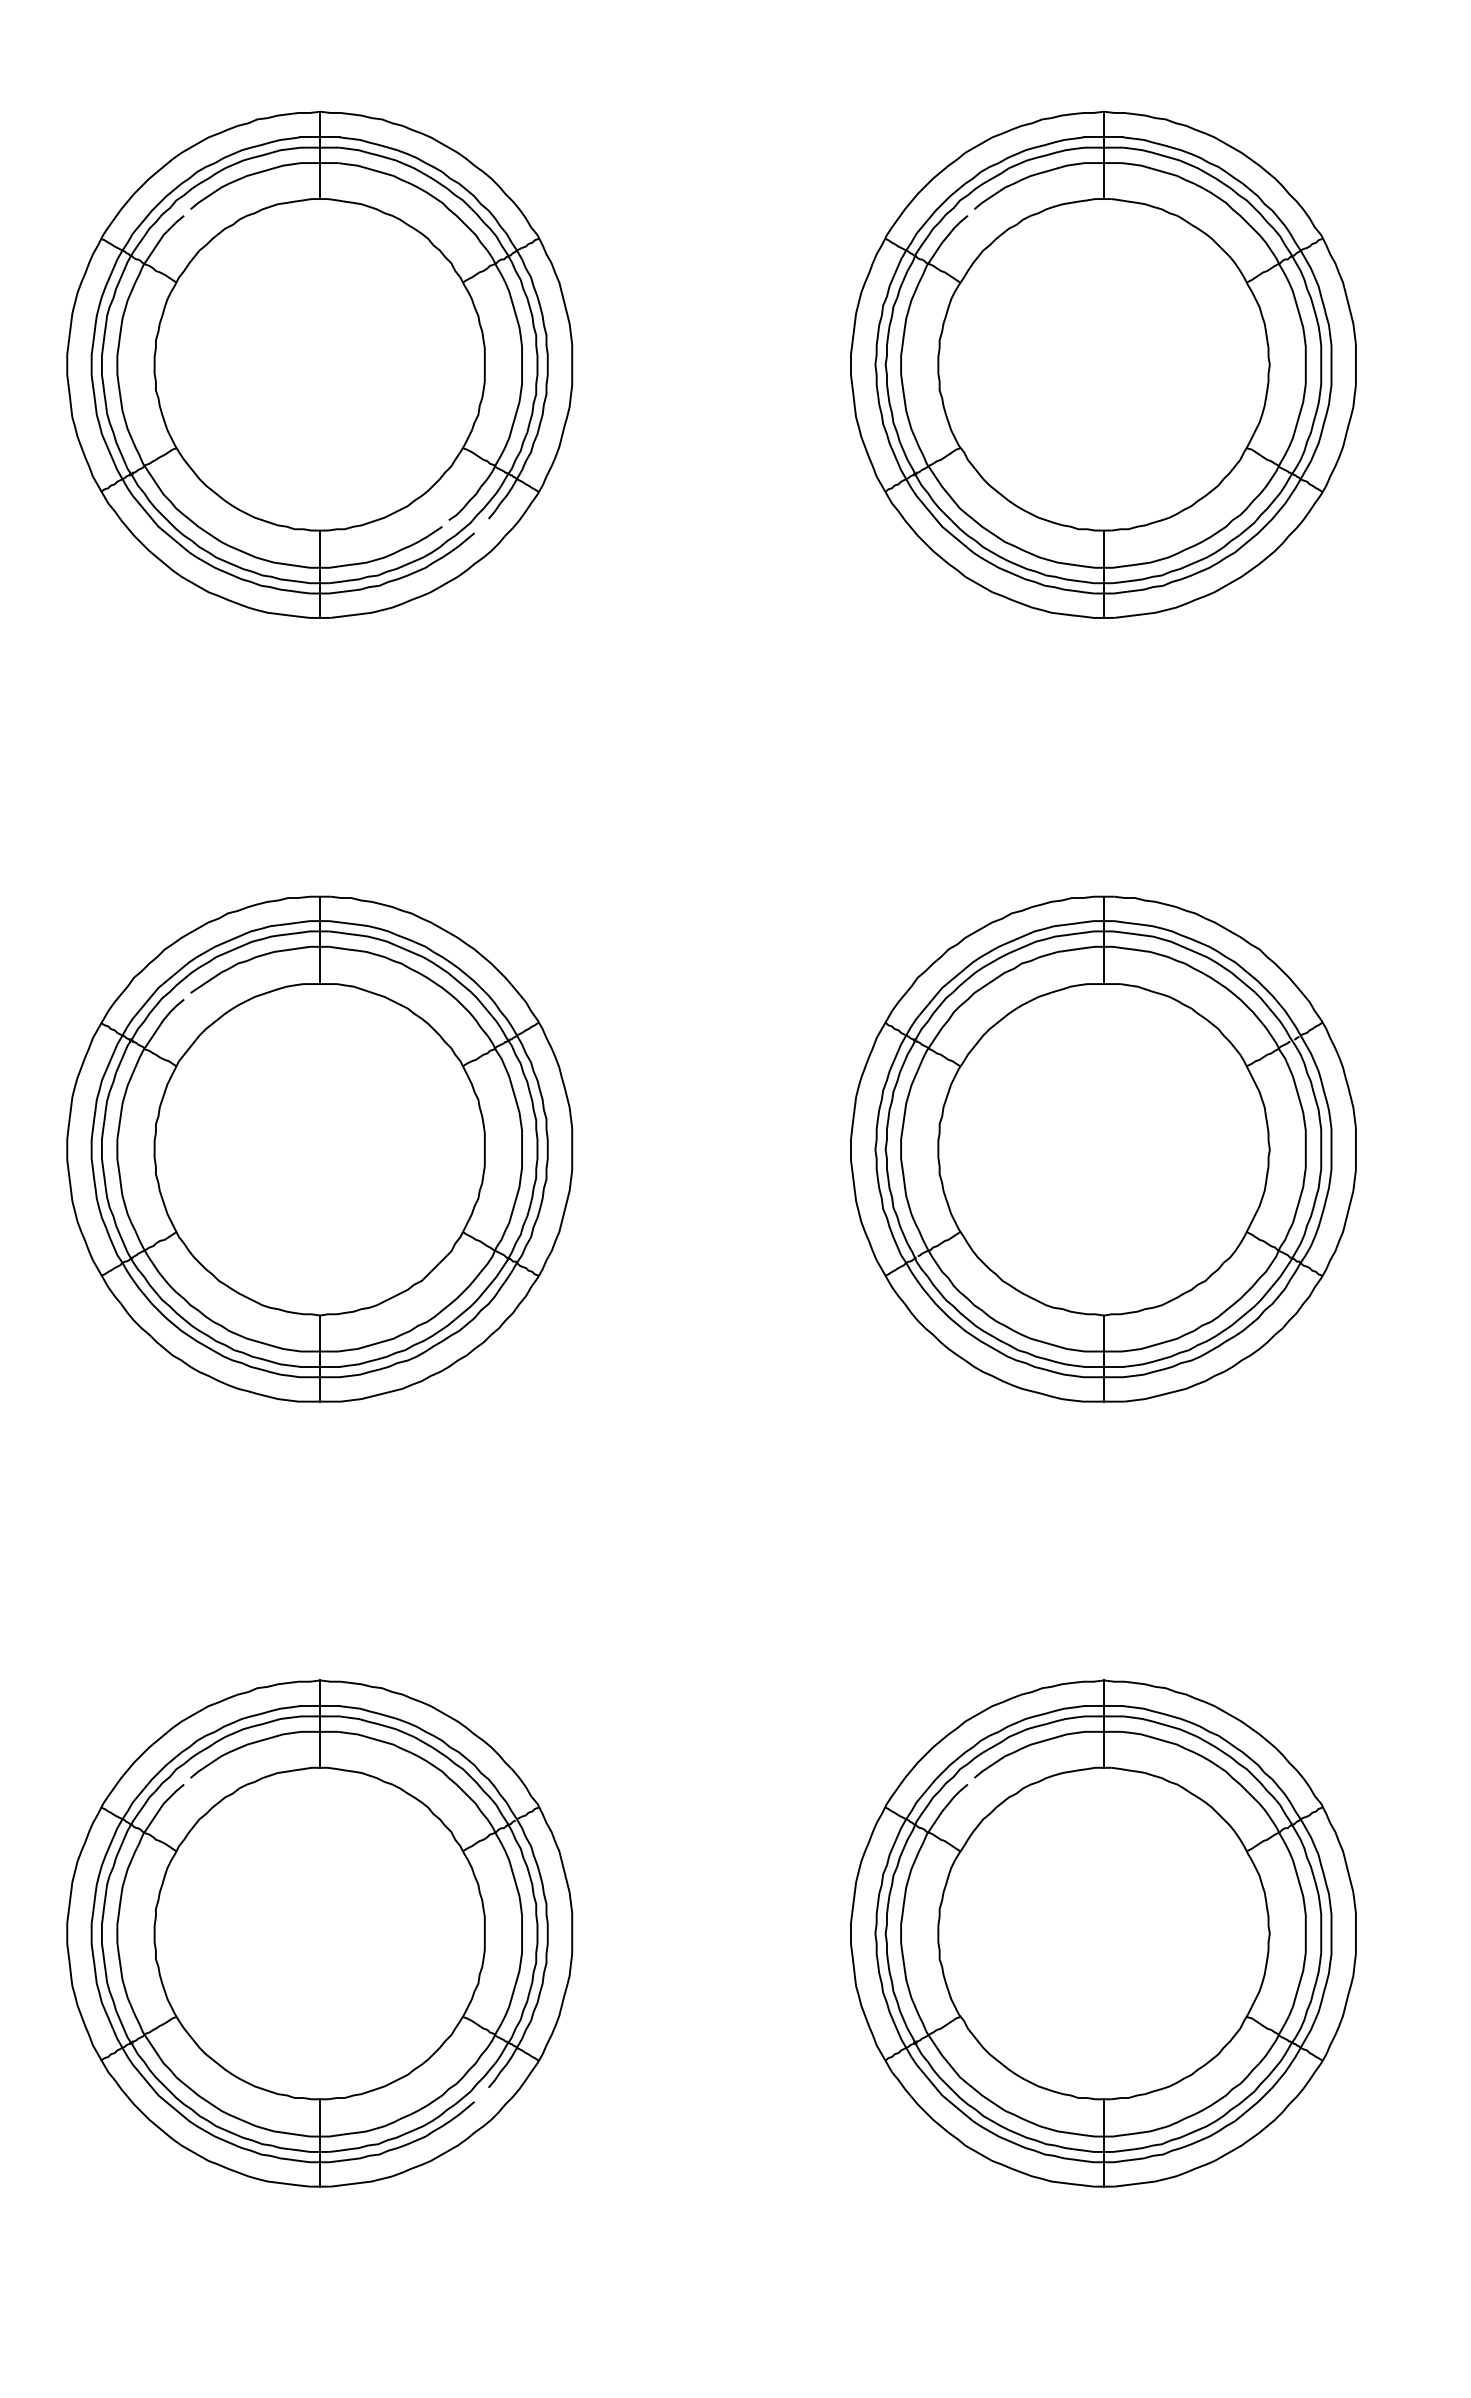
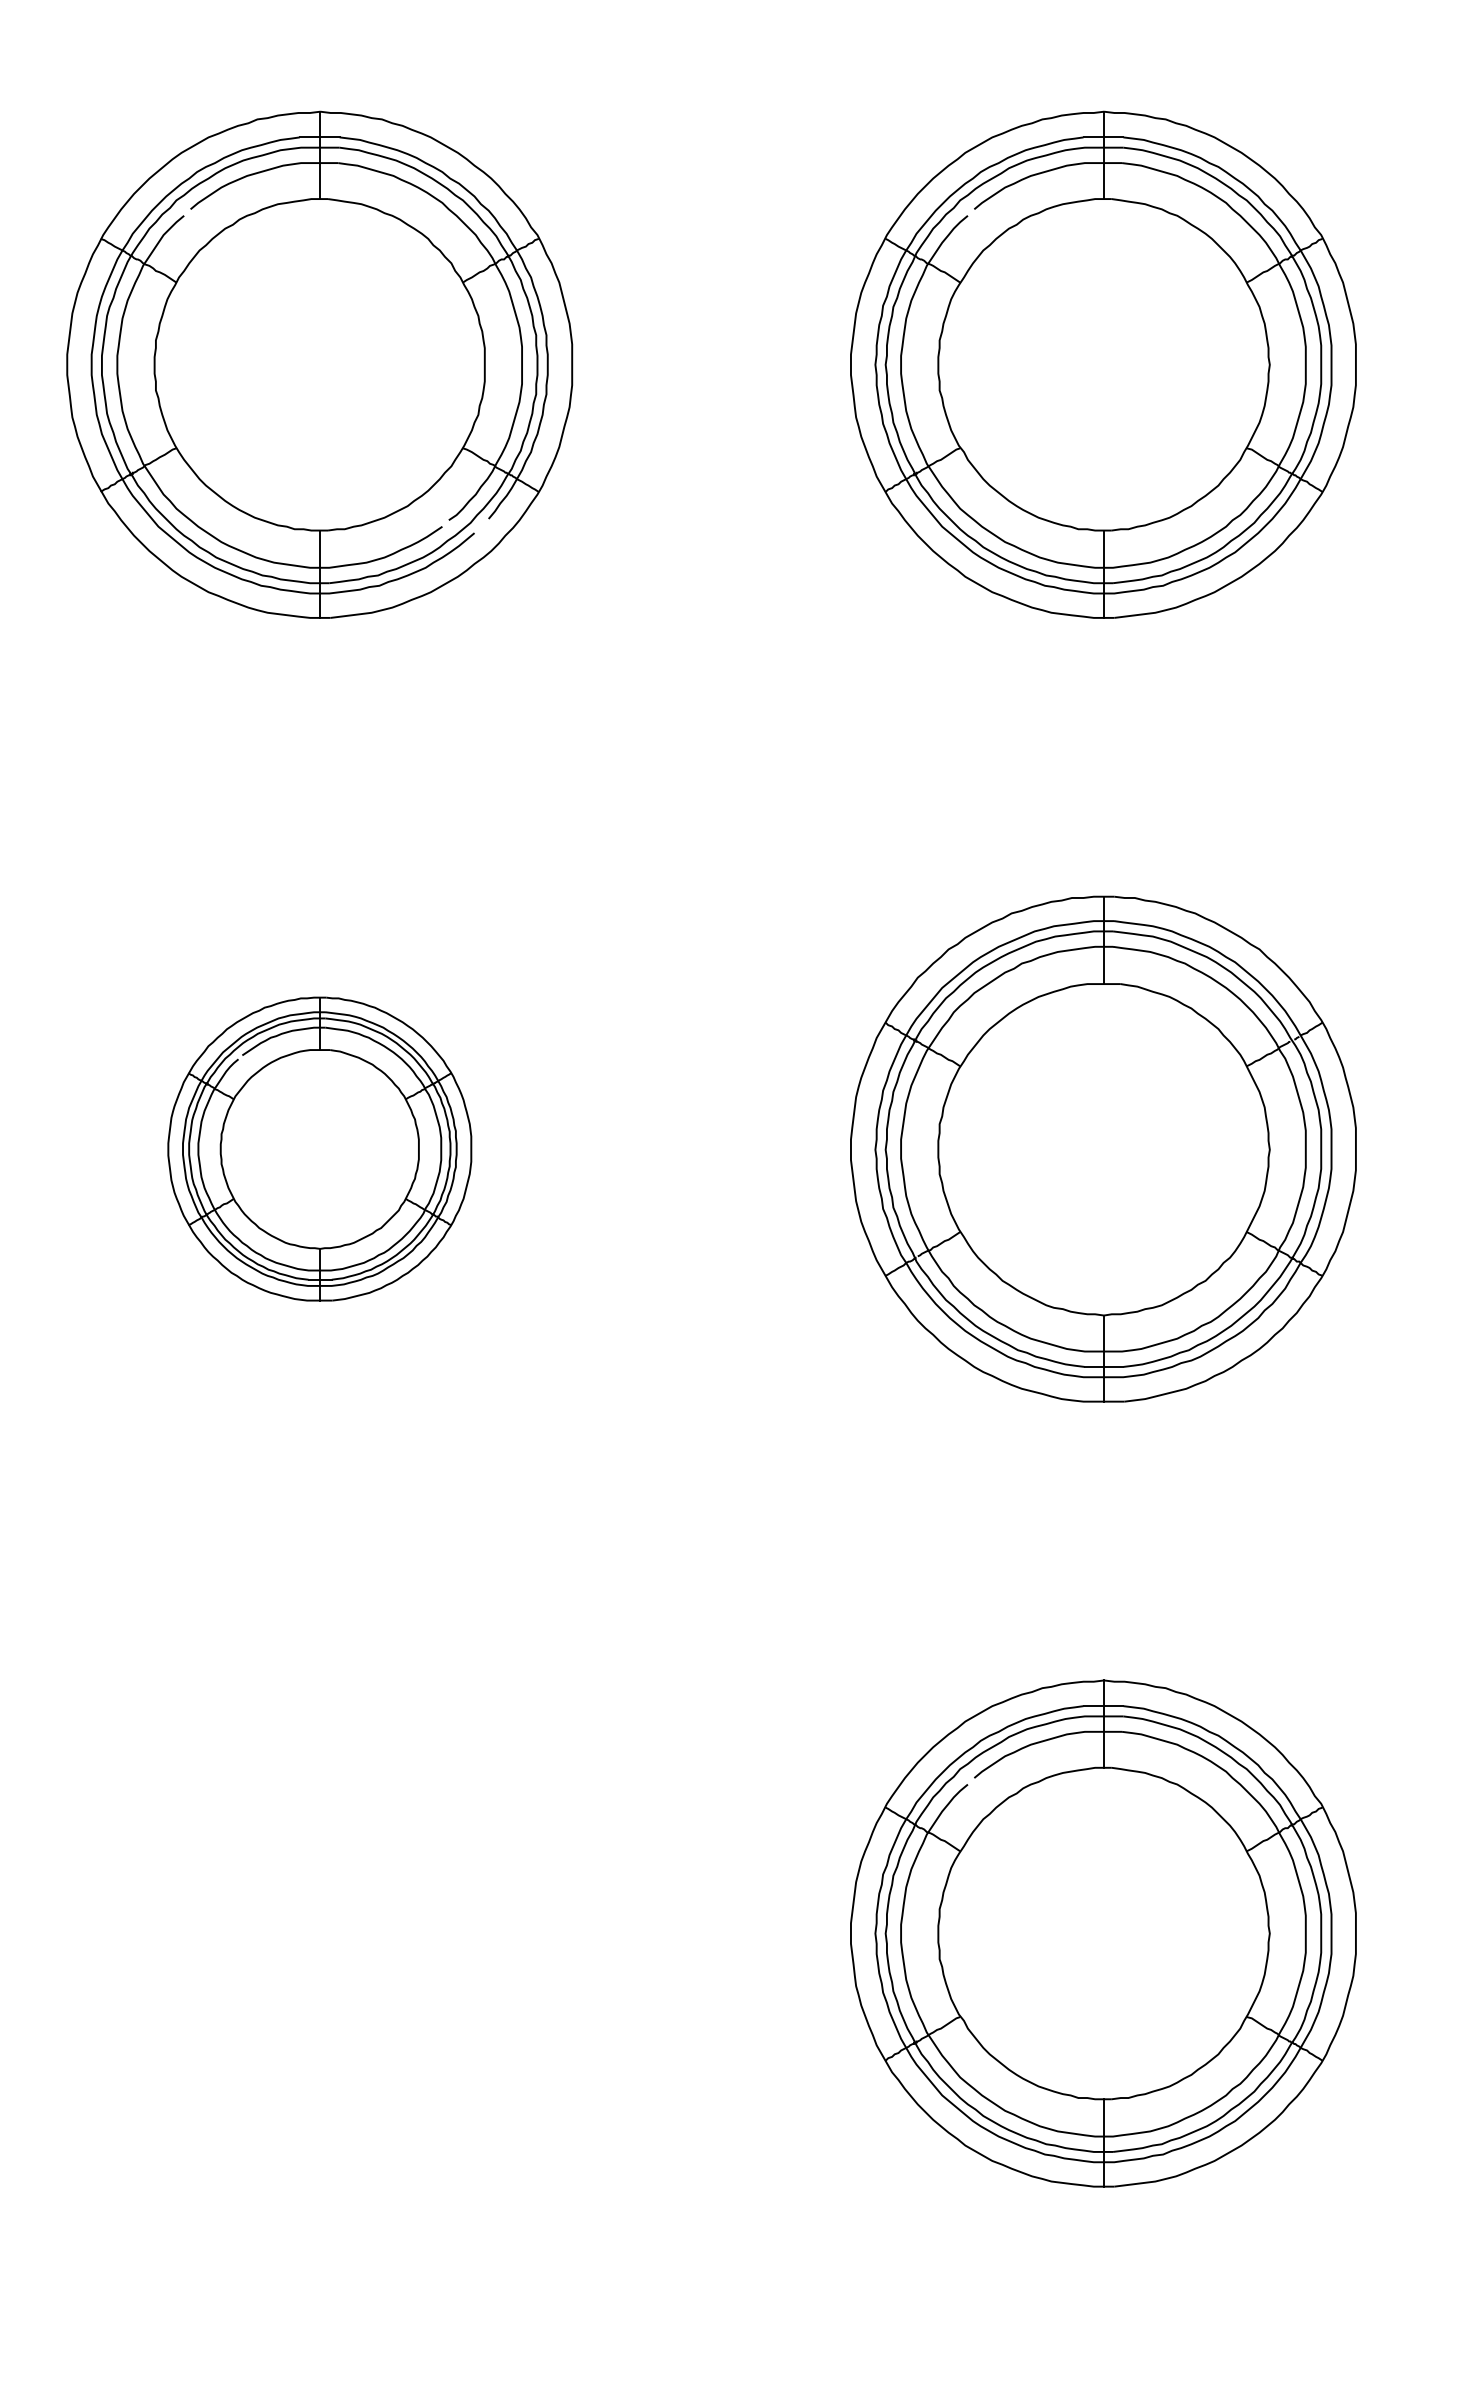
part size: 508x508 px -> 306x306 px (319, 1148)
part: present -> none (319, 1933)
